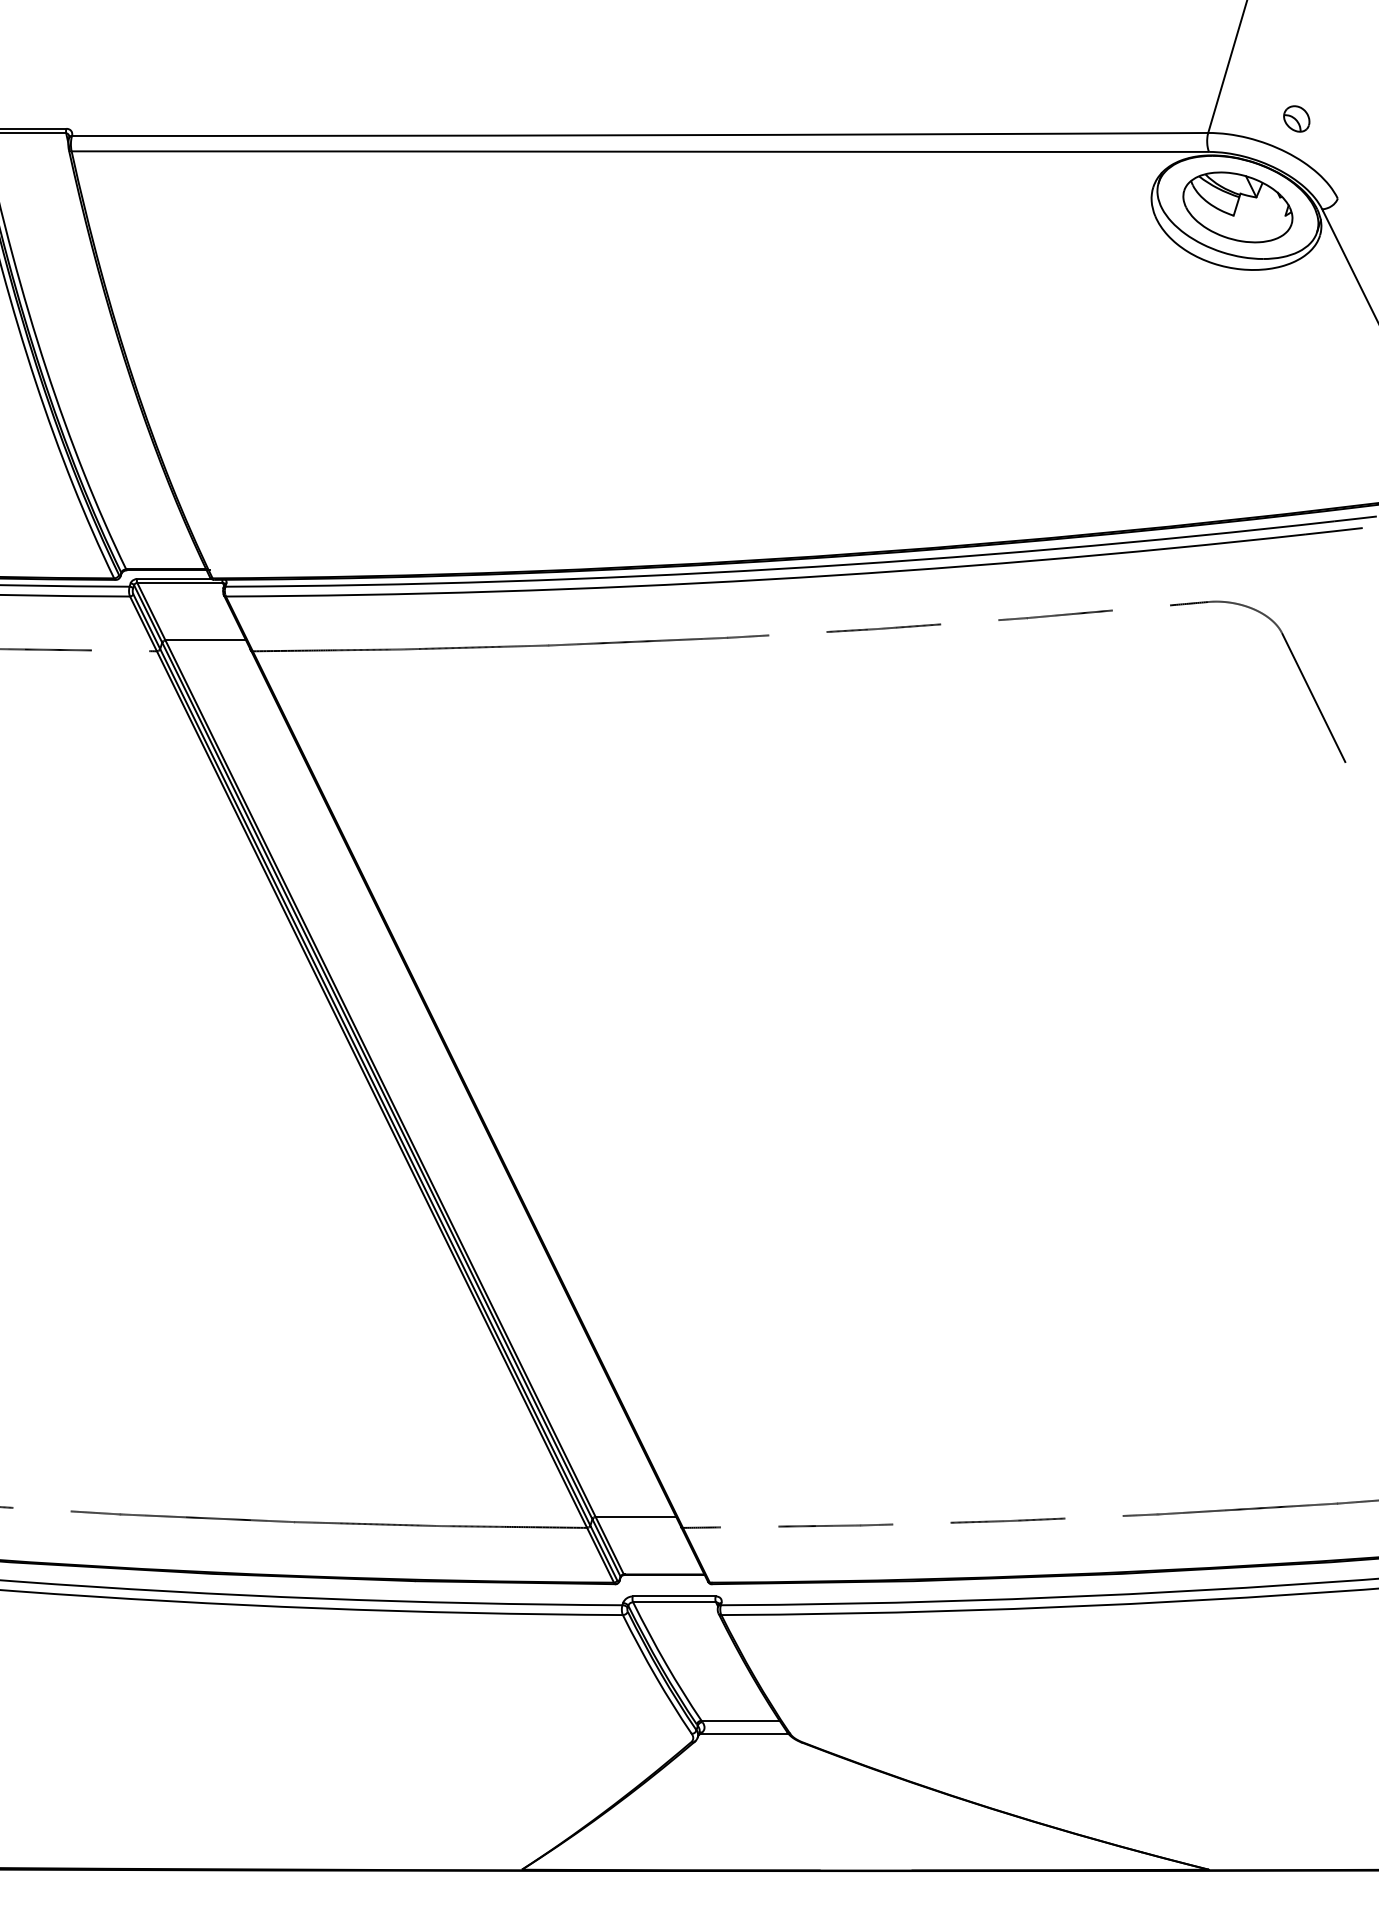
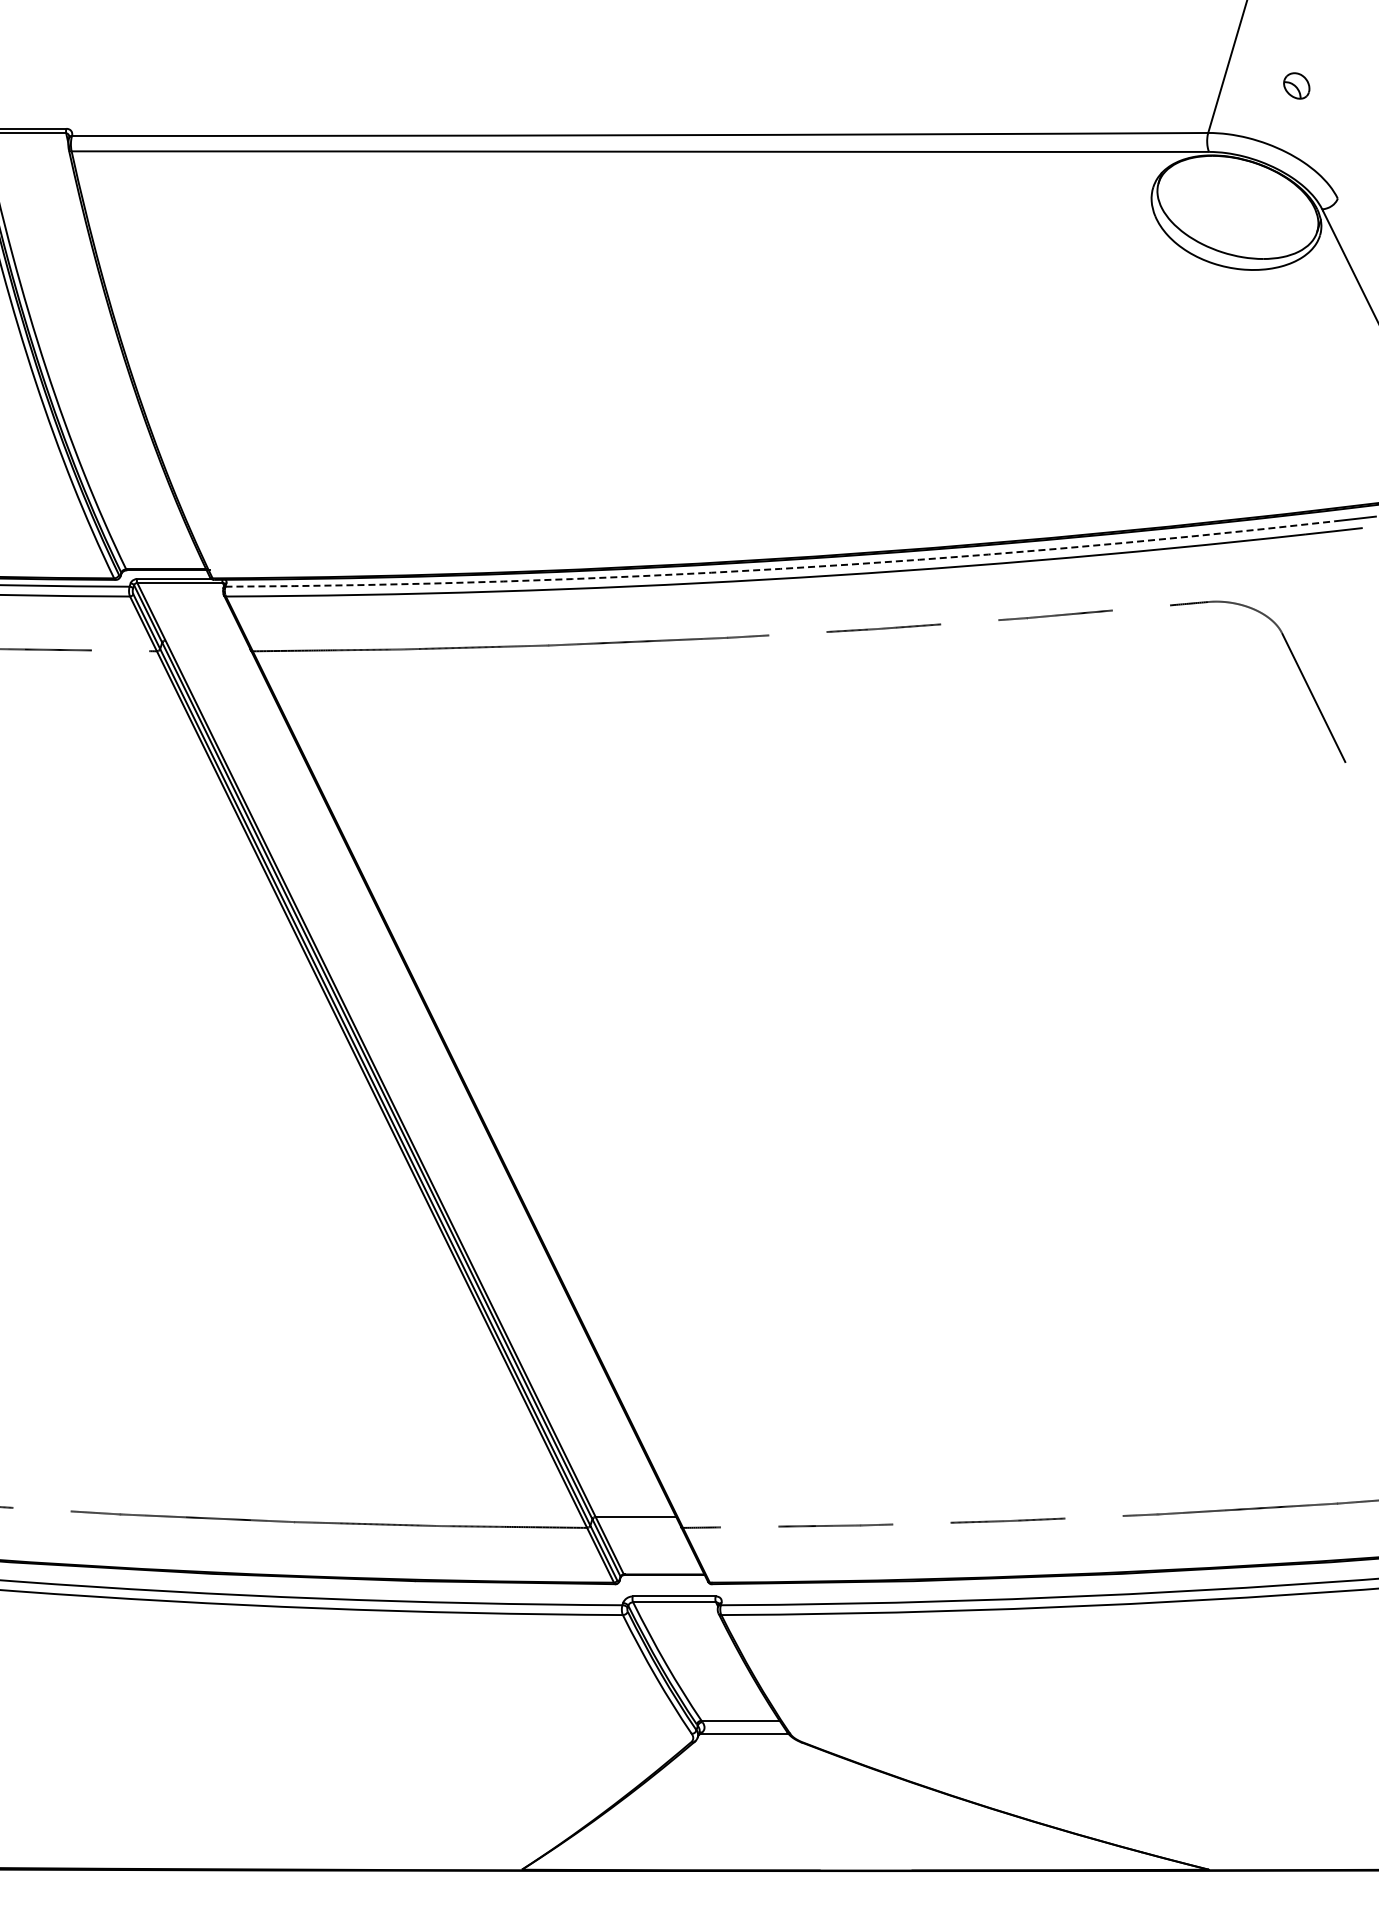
part position: (1296, 118) -> (1296, 85) (1296, 85)
part: present -> none (1237, 207)
arc: solid -> dashed (780, 568)
line: present -> none (205, 640)
